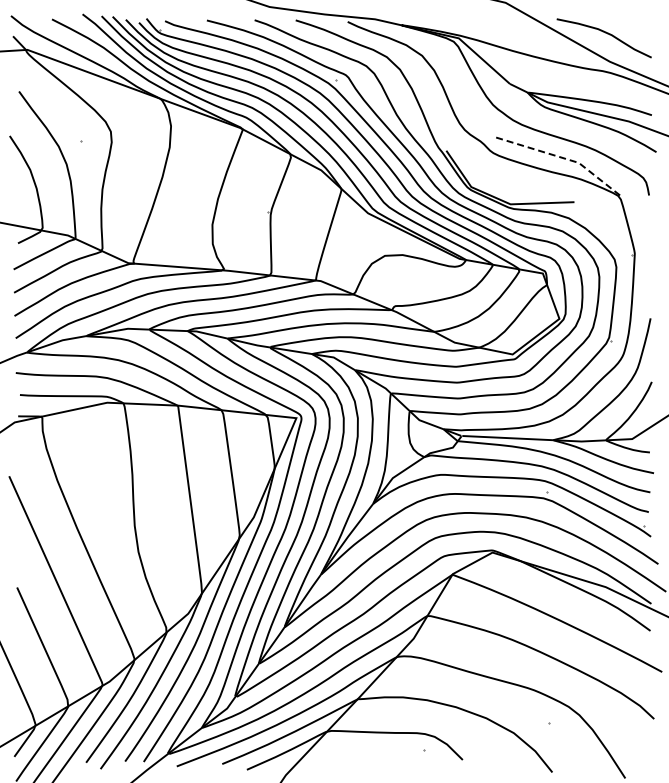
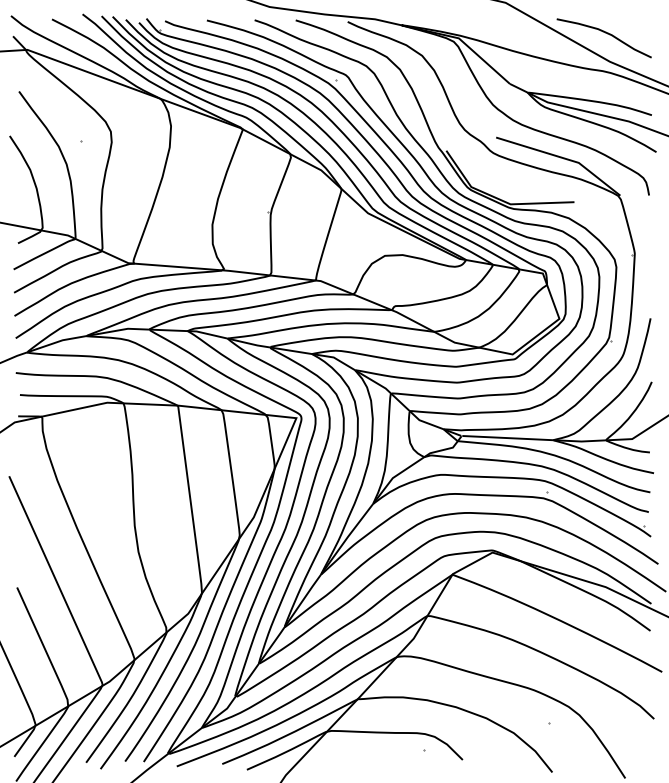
line: dashed -> solid (563, 158)
